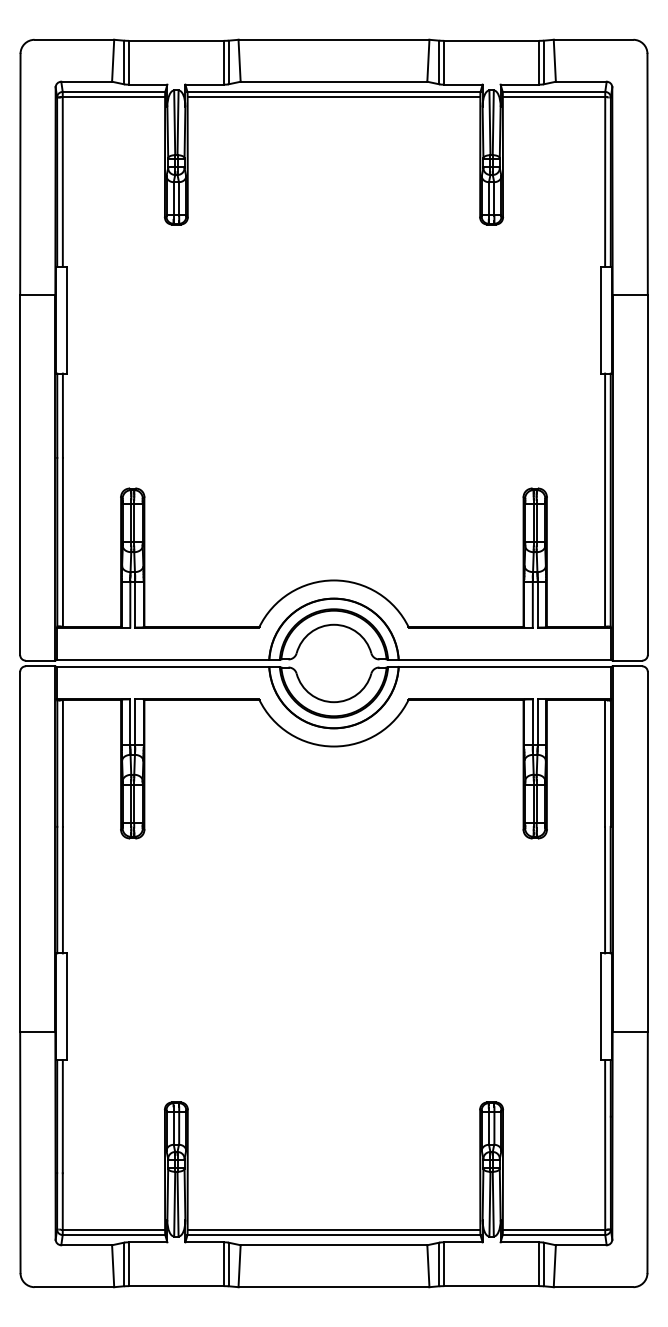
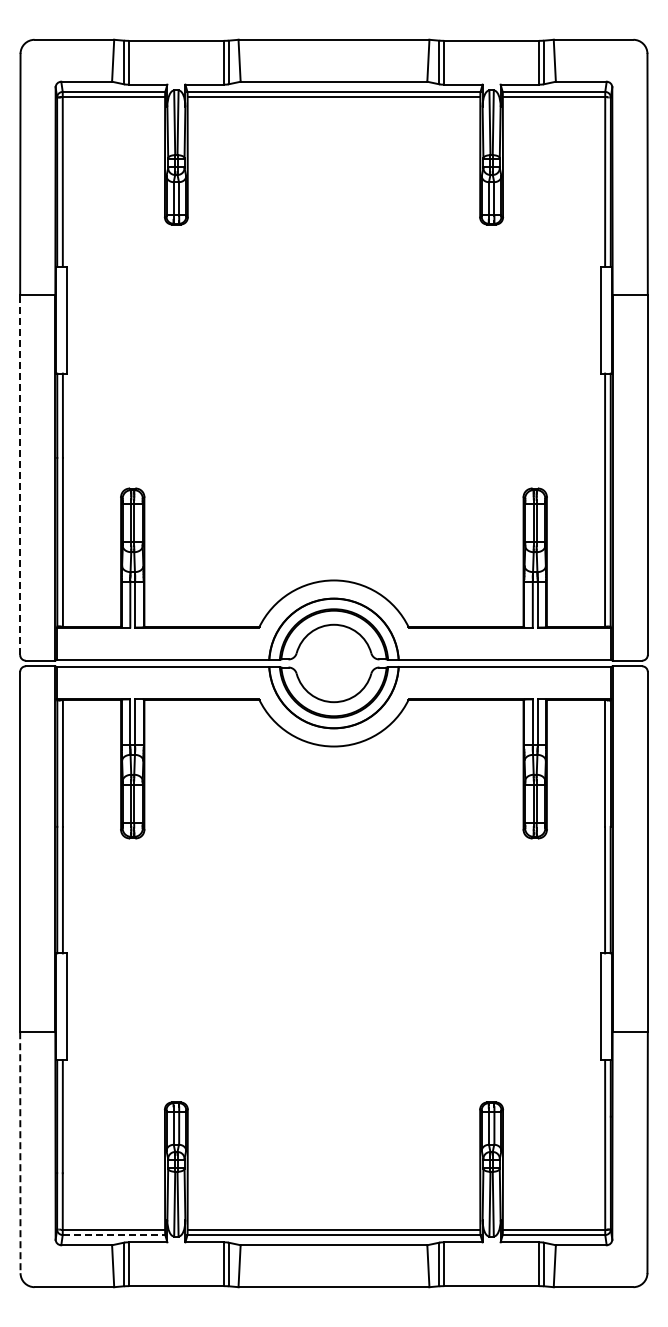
line: solid -> dashed (20, 474)
line: solid -> dashed (20, 1153)
line: solid -> dashed (114, 1235)
